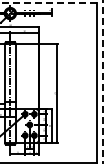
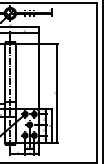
line: dashed -> solid (48, 2)
line: dashed -> solid (103, 81)
